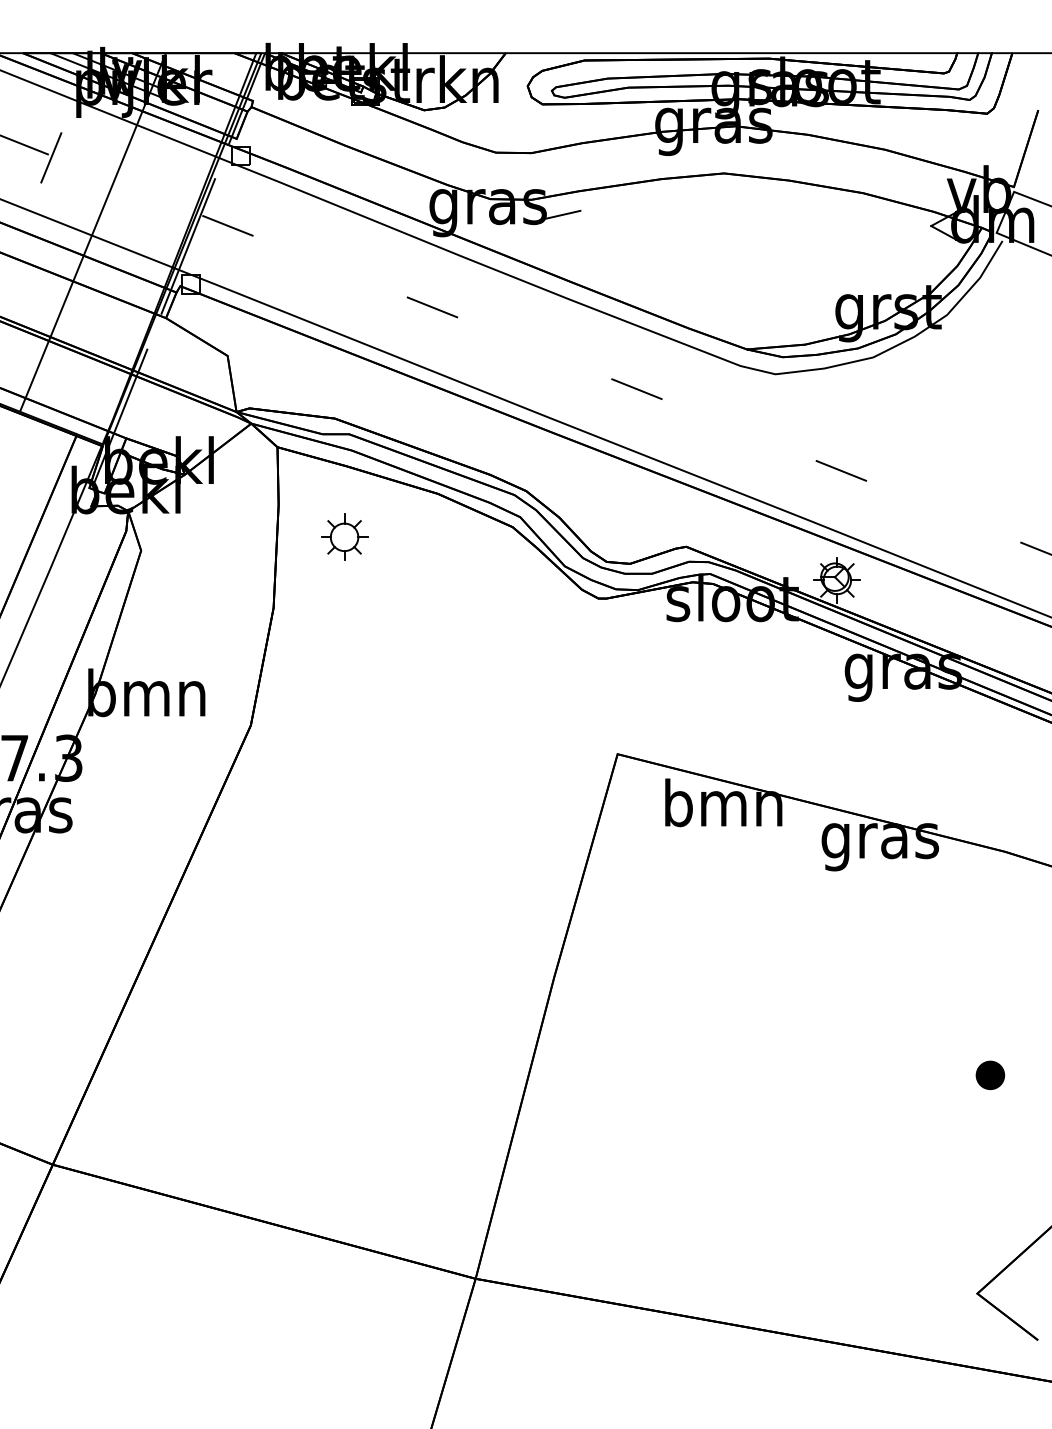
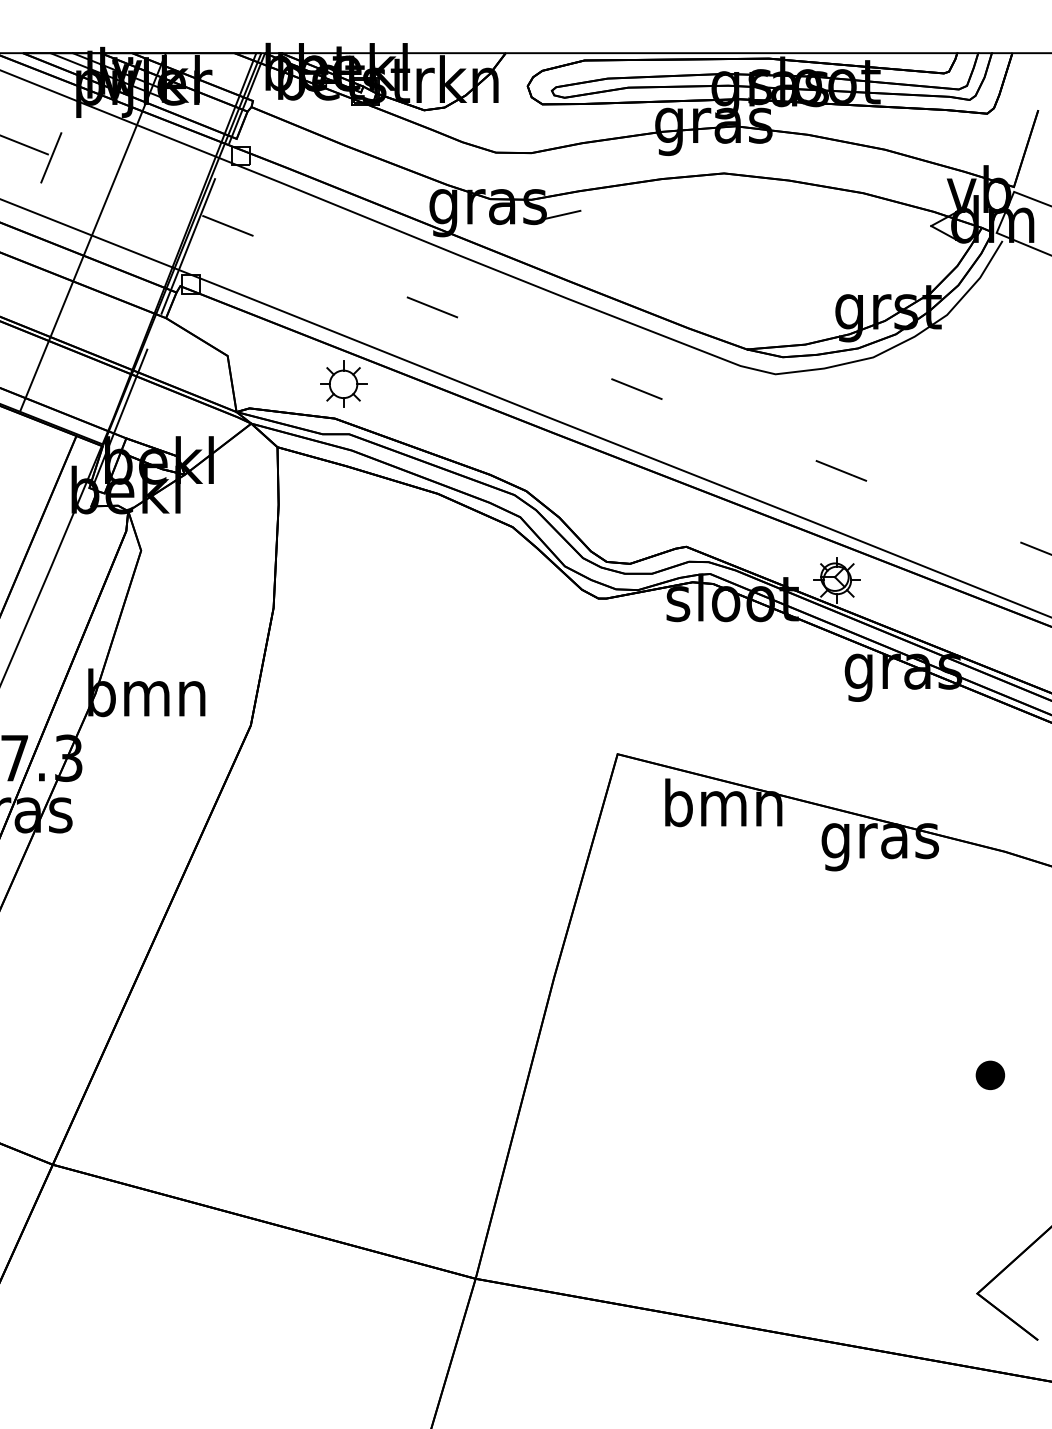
part position: (344, 536) -> (343, 383) (343, 383)
